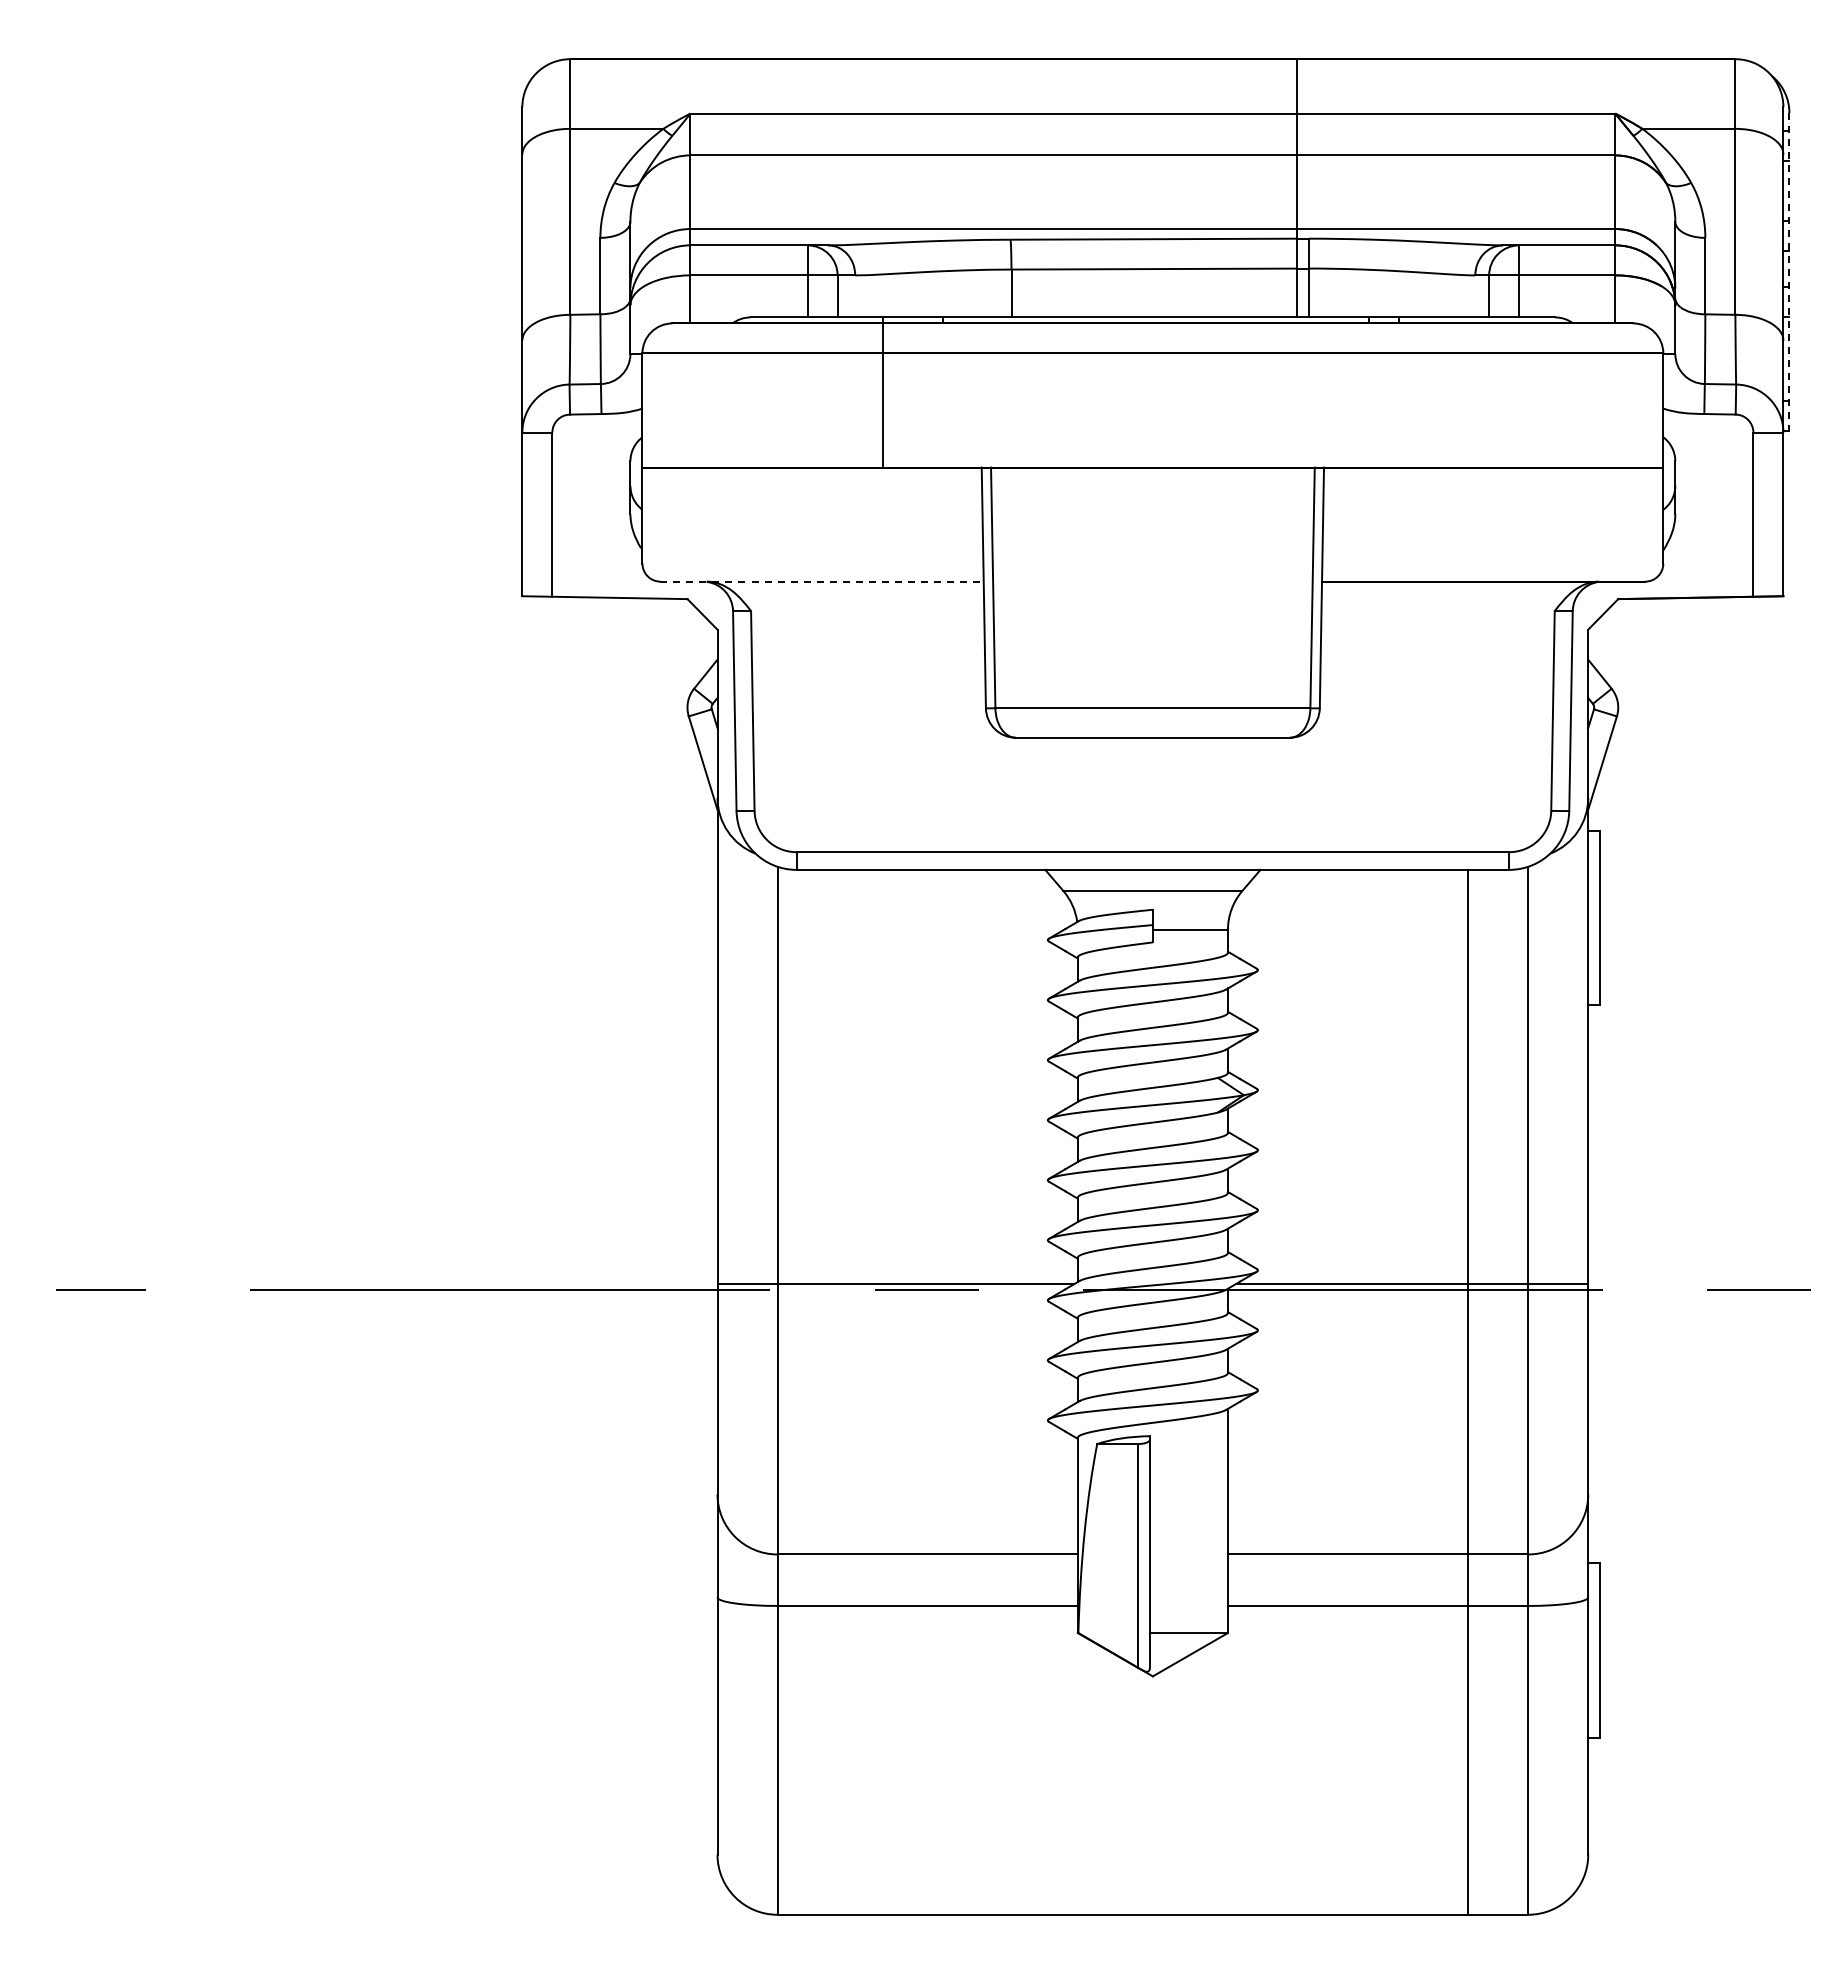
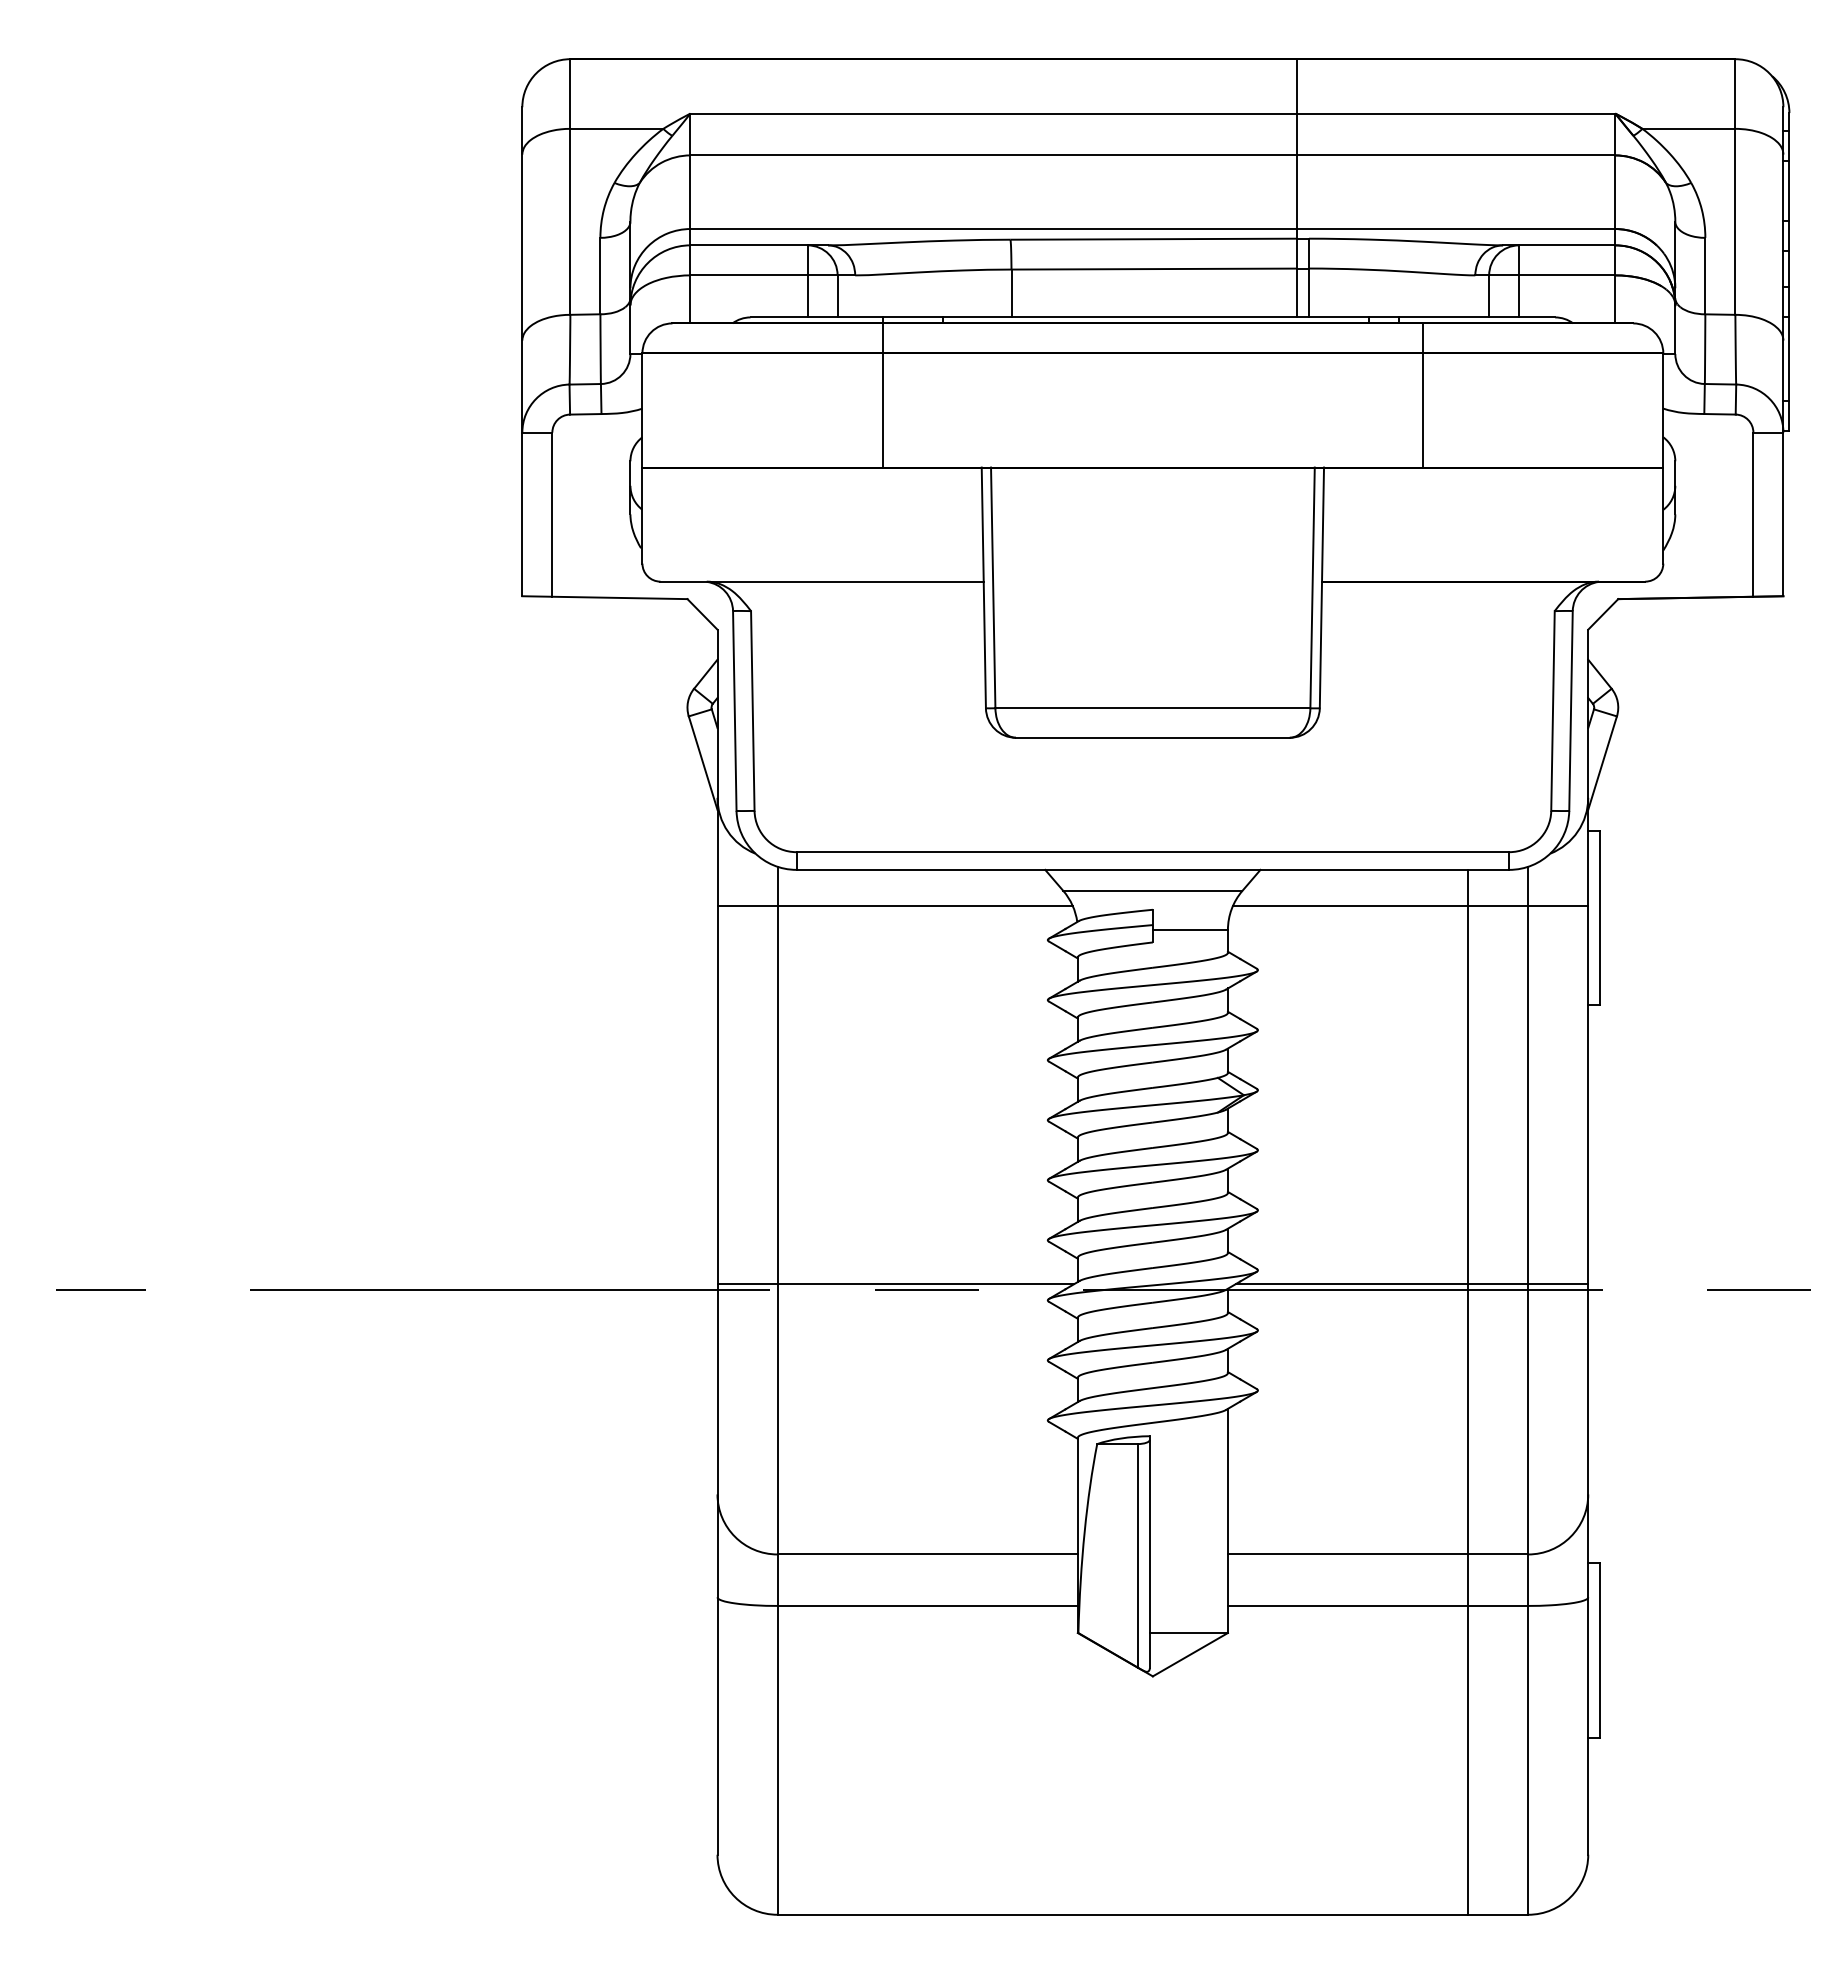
line: dashed -> solid (1789, 272)
line: none -> present (1423, 395)
line: dashed -> solid (822, 581)
line: none -> present (894, 905)
line: none -> present (1410, 905)
